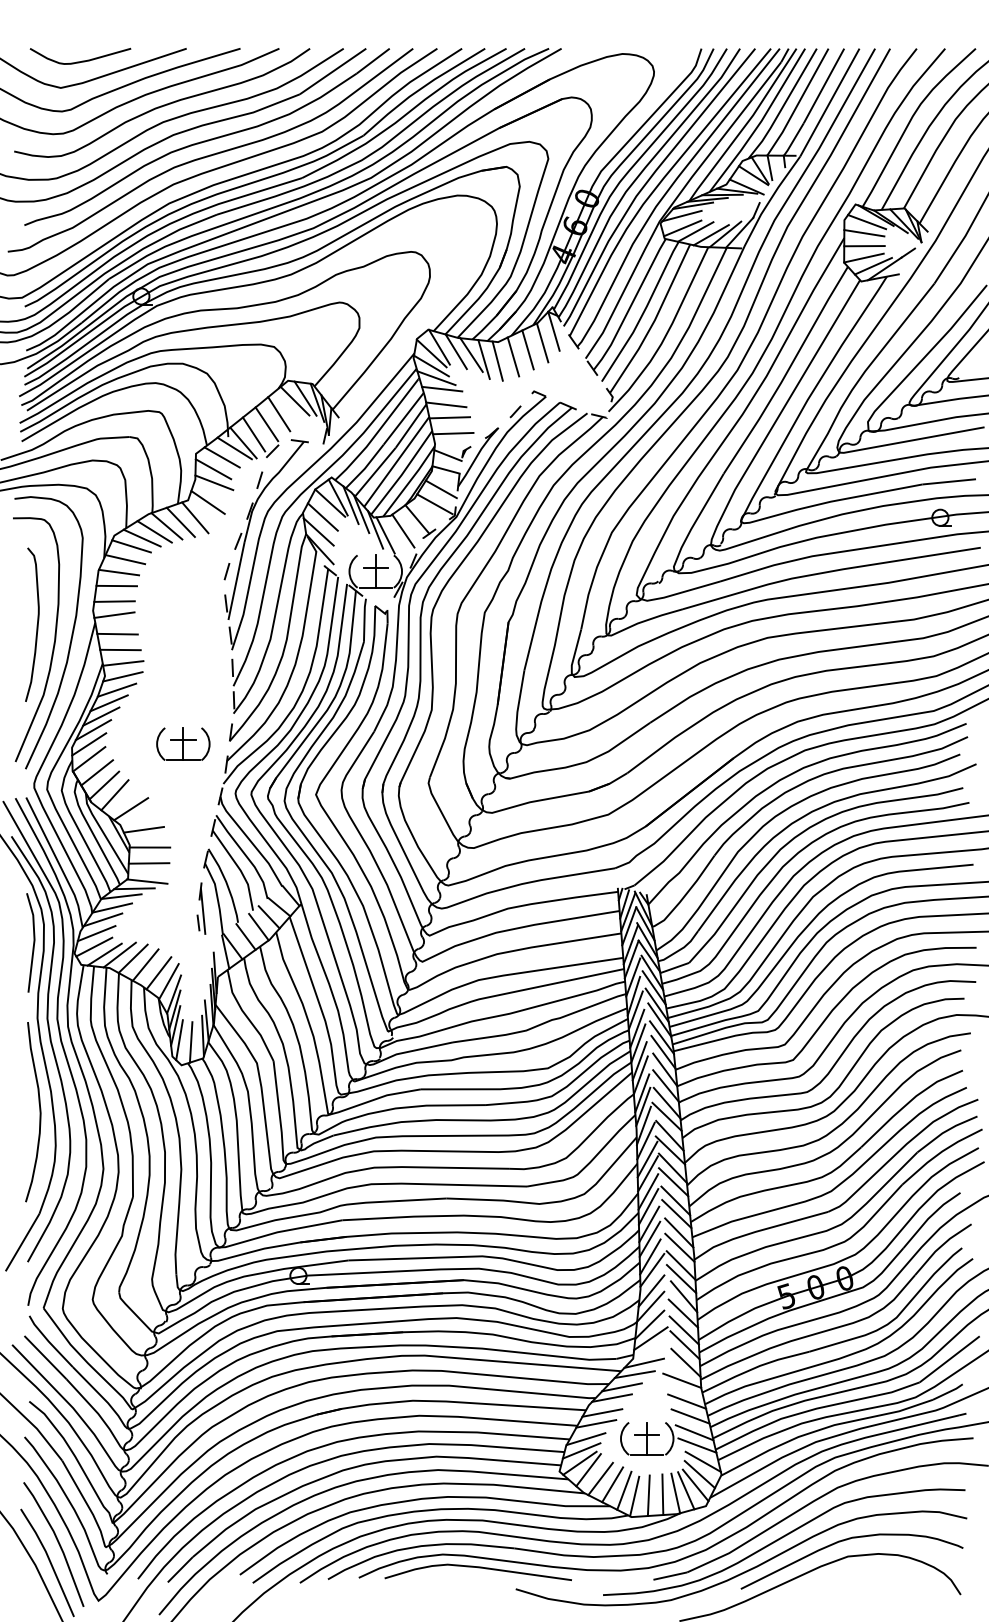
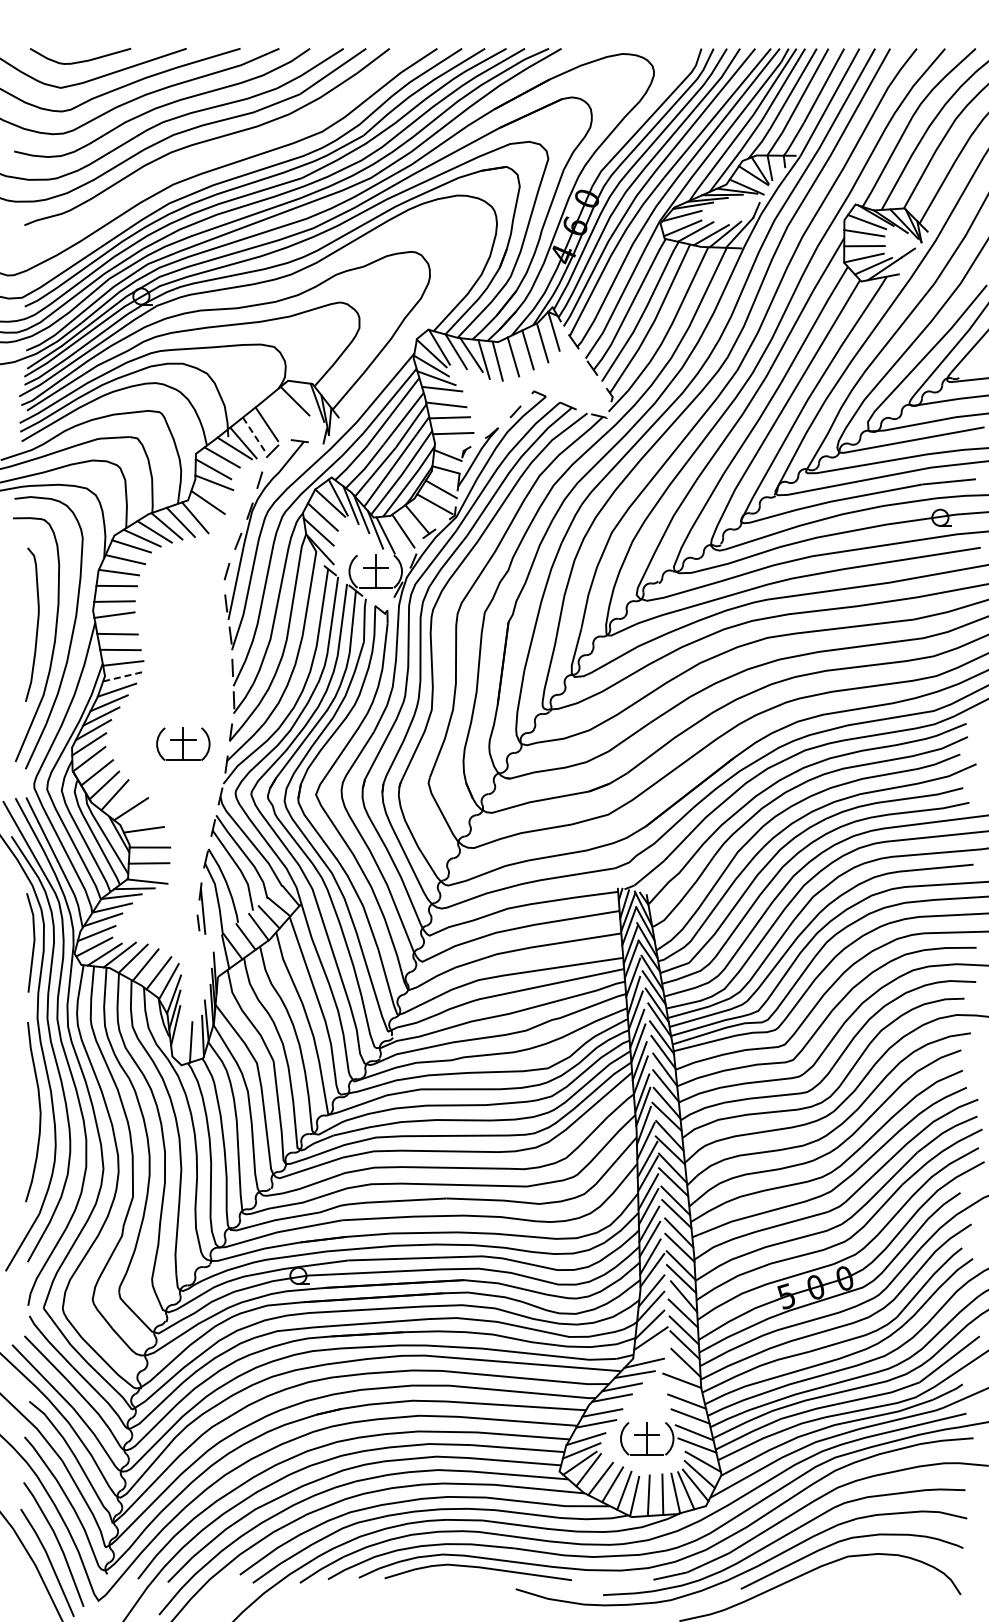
curve: present -> none (210, 154)
line: present -> none (305, 398)
line: present -> none (279, 414)
line: solid -> dashed (254, 434)
line: solid -> dashed (123, 676)
line: present -> none (179, 1040)
